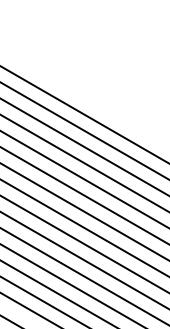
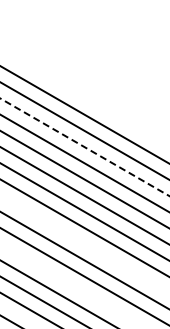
line: solid -> dashed (84, 146)
line: present -> none (84, 243)
line: present -> none (71, 285)
